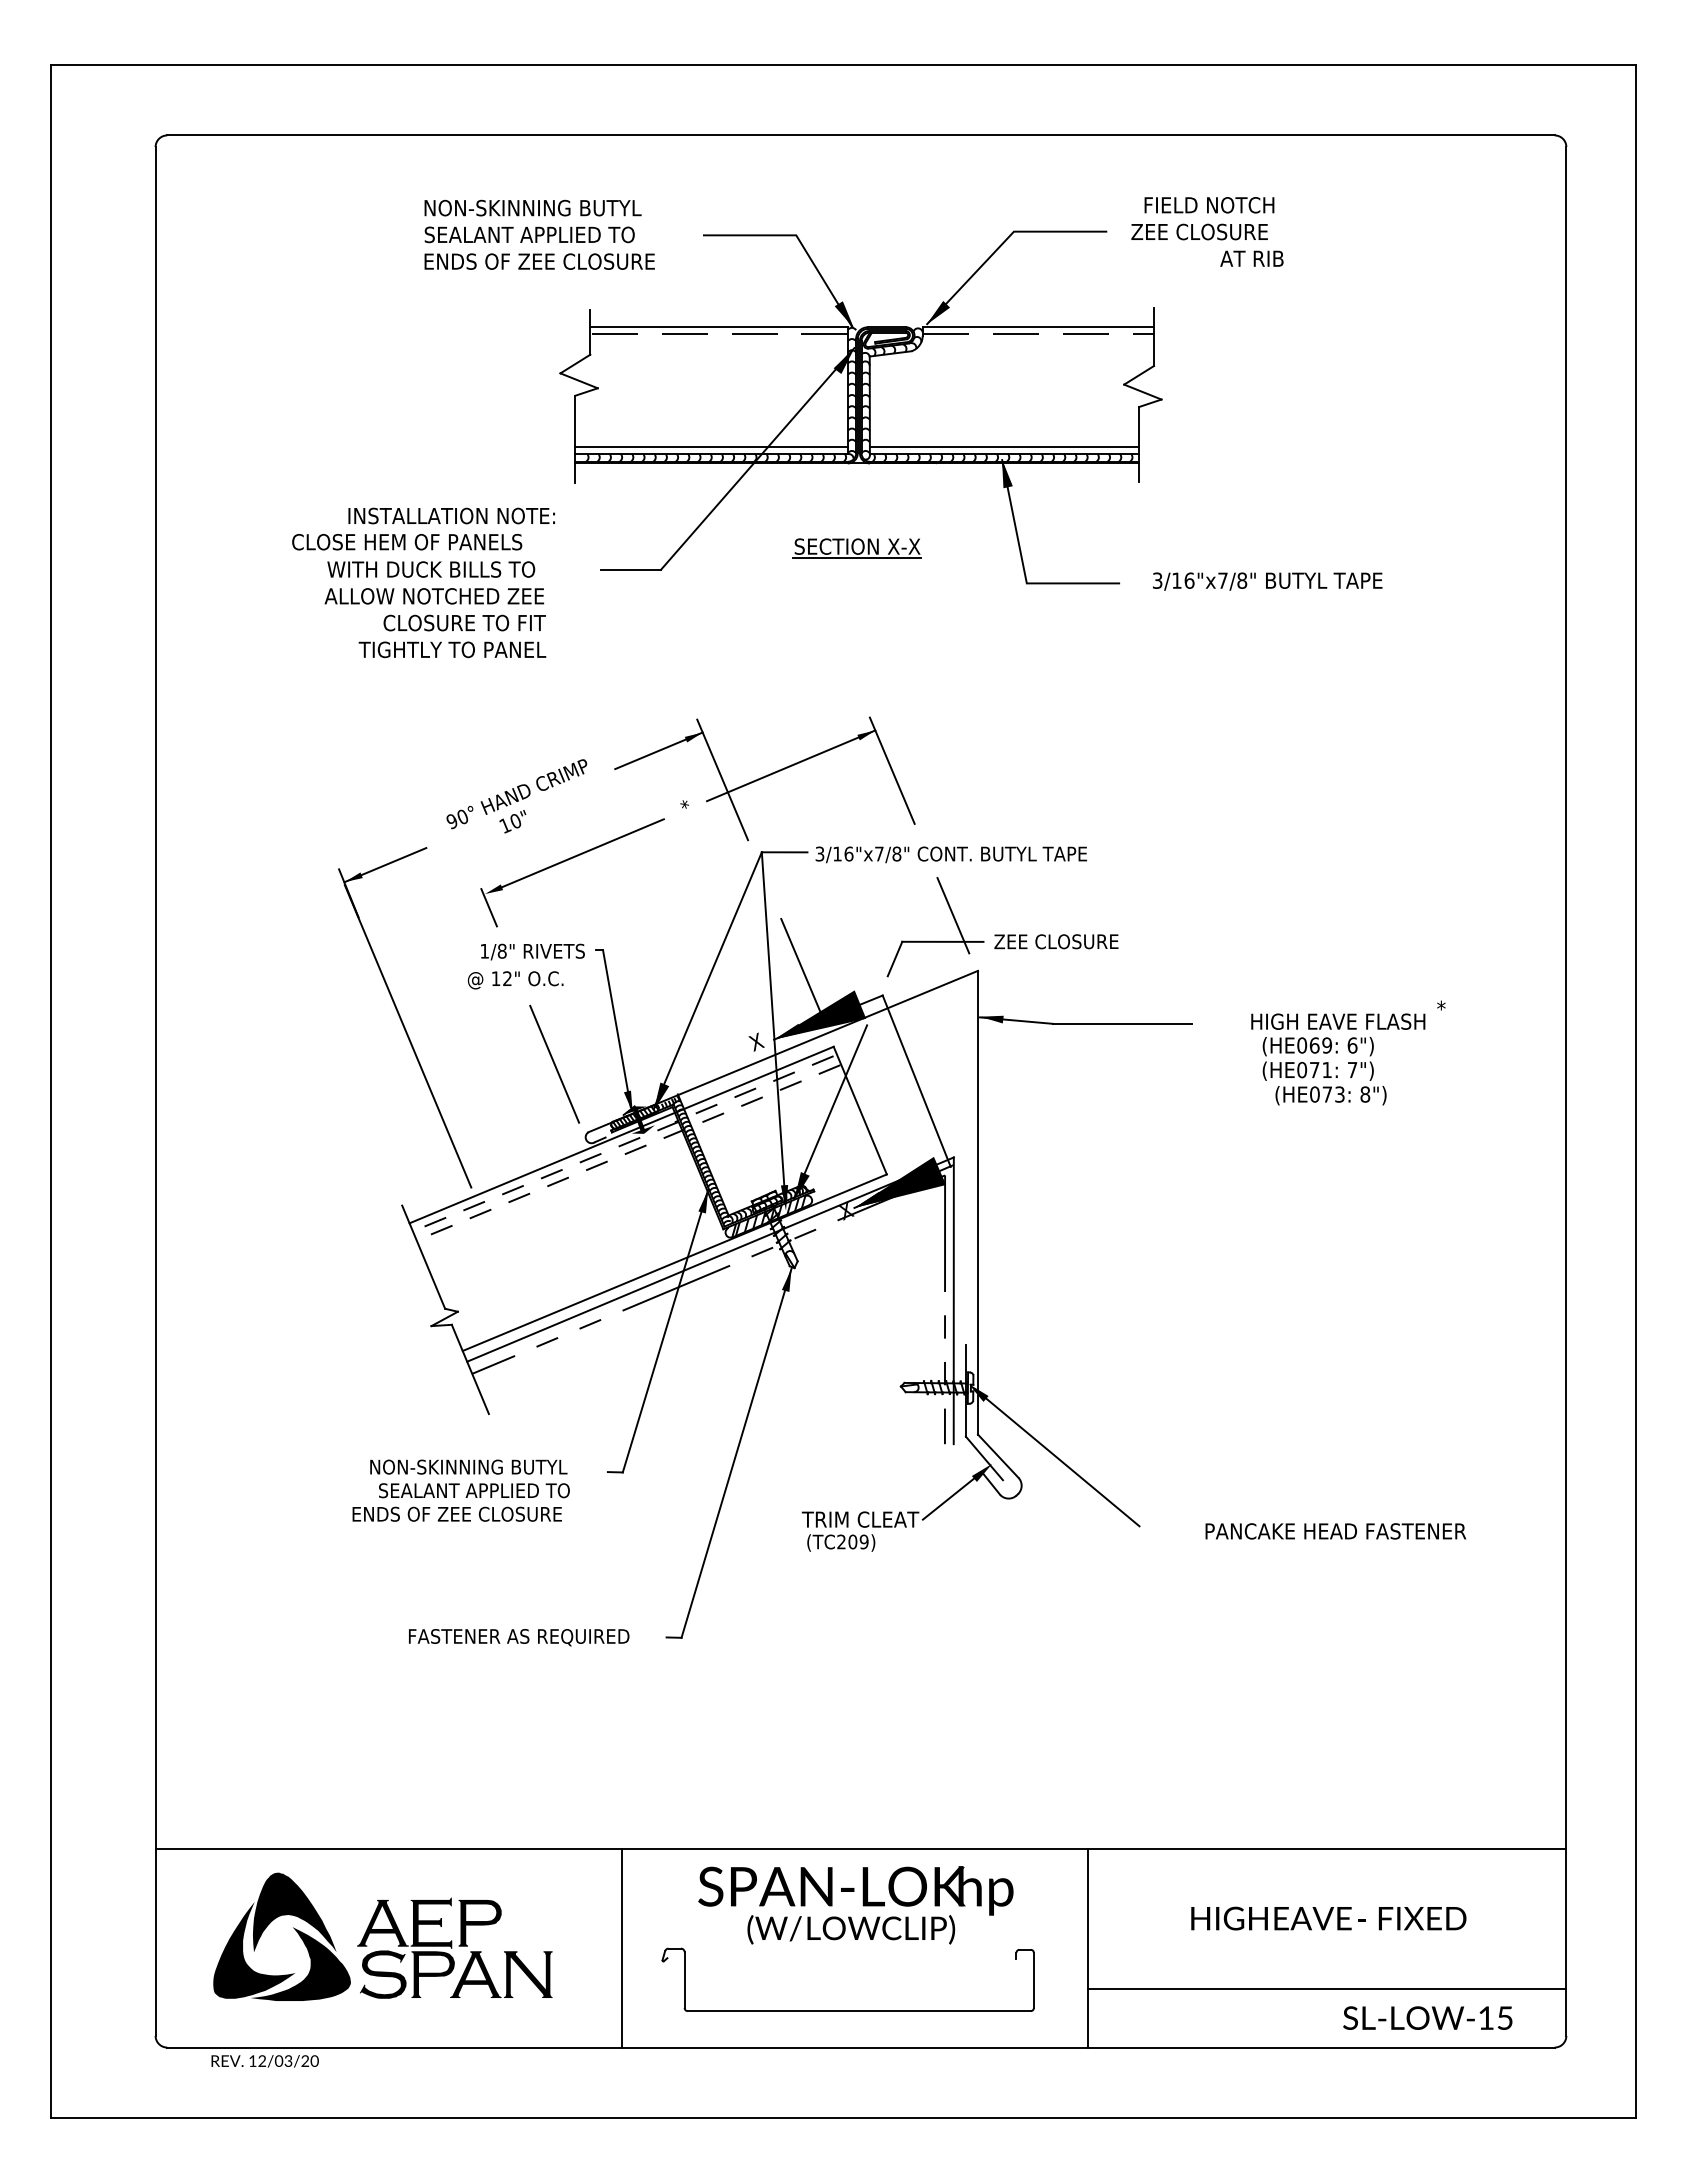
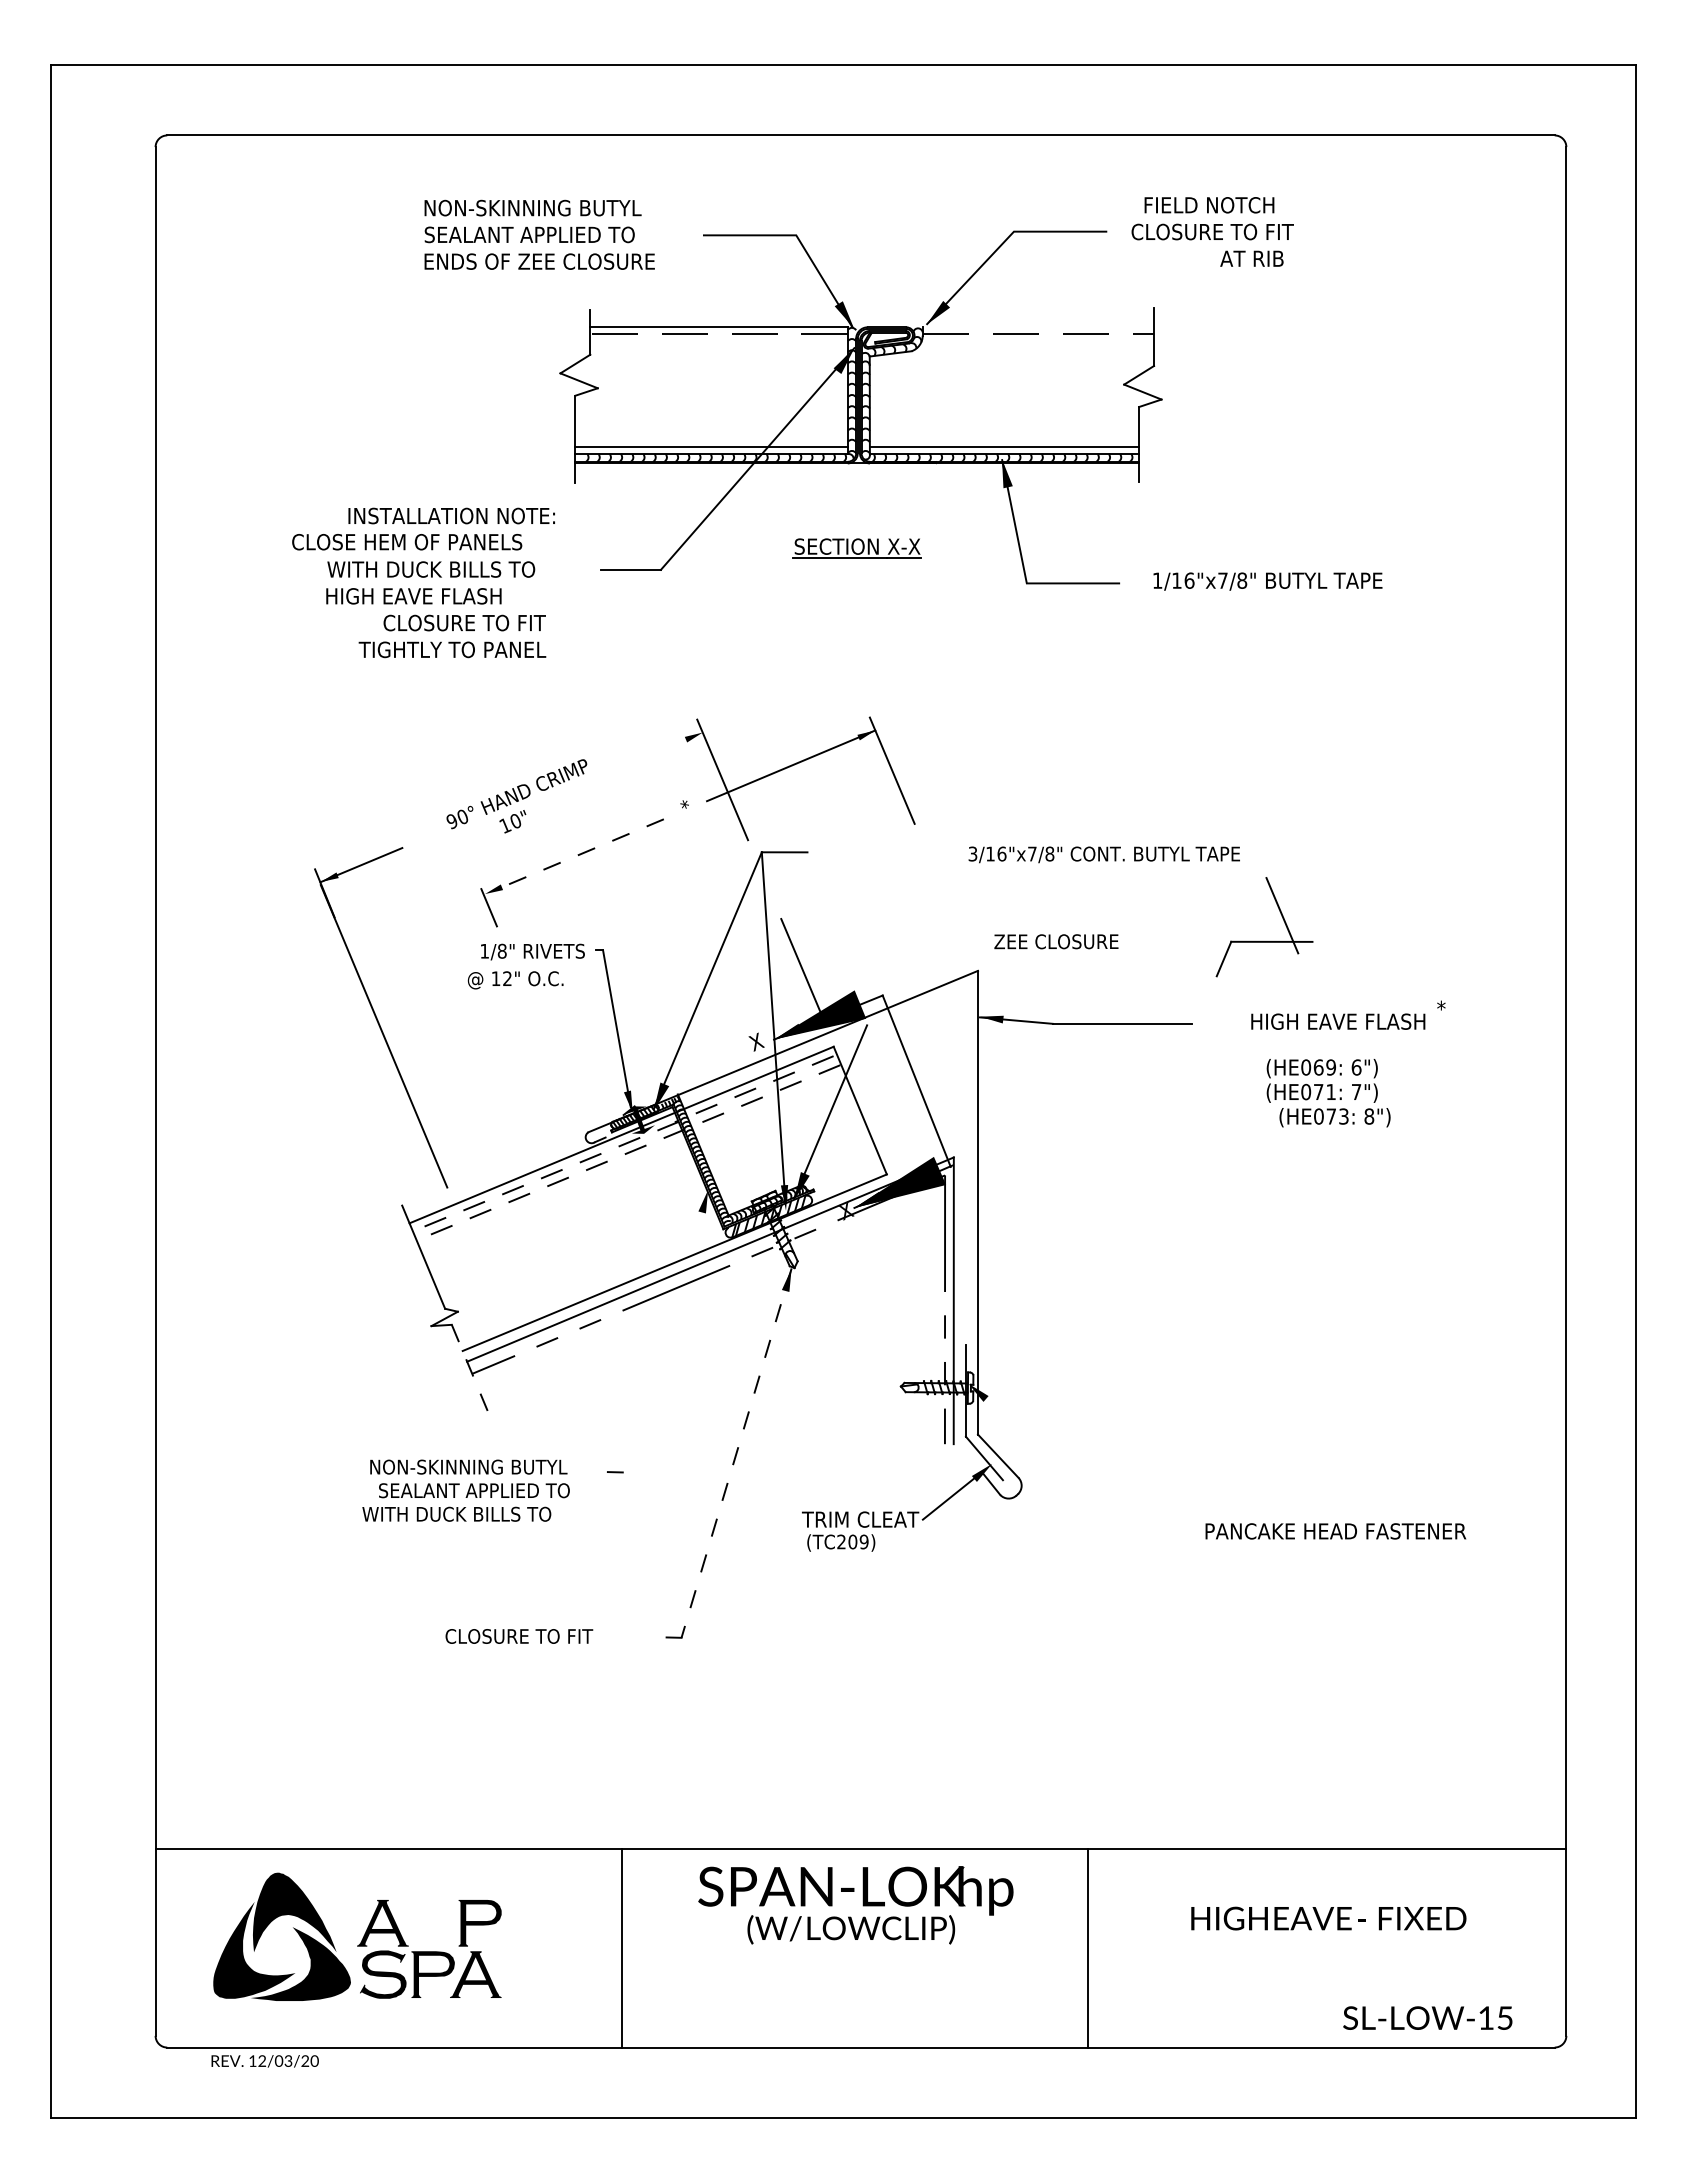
text: ZEE CLOSURE -> CLOSURE TO FIT (1212, 231)
line: present -> none (1038, 327)
text: 3/16"x7/8" -> 1/16"x7/8" (1157, 580)
text: ALLOW NOTCHED ZEE -> HIGH EAVE FLASH (434, 596)
line: present -> none (658, 750)
line: solid -> dashed (582, 853)
text position: (950, 854) -> (1103, 854) (1103, 854)
part position: (934, 940) -> (1263, 940) (1263, 940)
part position: (405, 1017) -> (381, 1017) (381, 1017)
line: present -> none (554, 1063)
text position: (1324, 1071) -> (1328, 1093) (1328, 1093)
line: present -> none (665, 1330)
line: solid -> dashed (470, 1369)
line: solid -> dashed (736, 1453)
line: present -> none (1061, 1461)
text: ENDS OF ZEE CLOSURE -> WITH DUCK BILLS TO (456, 1513)
text: FASTENER AS REQUIRED -> CLOSURE TO FIT (519, 1637)
fill: present -> none (431, 1922)
fill: present -> none (527, 1974)
line: present -> none (1327, 1989)
part: present -> none (847, 2010)
